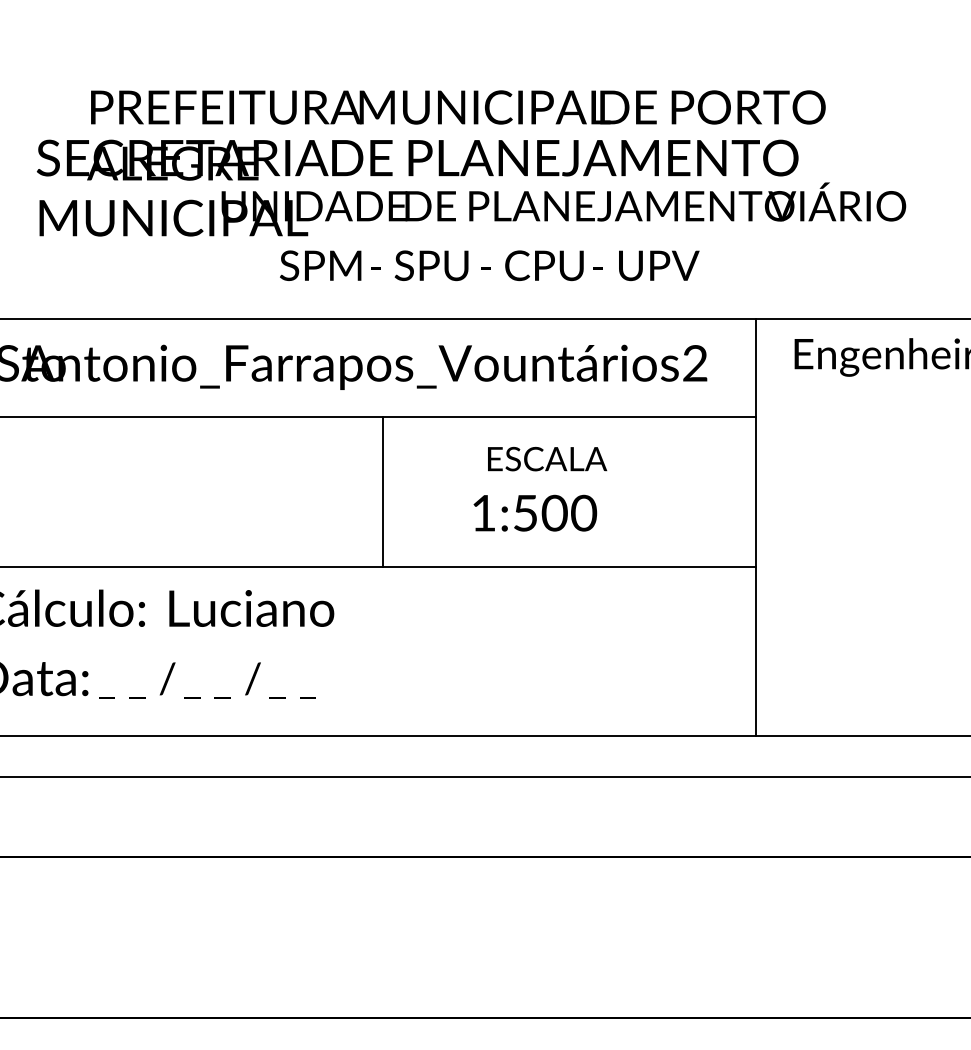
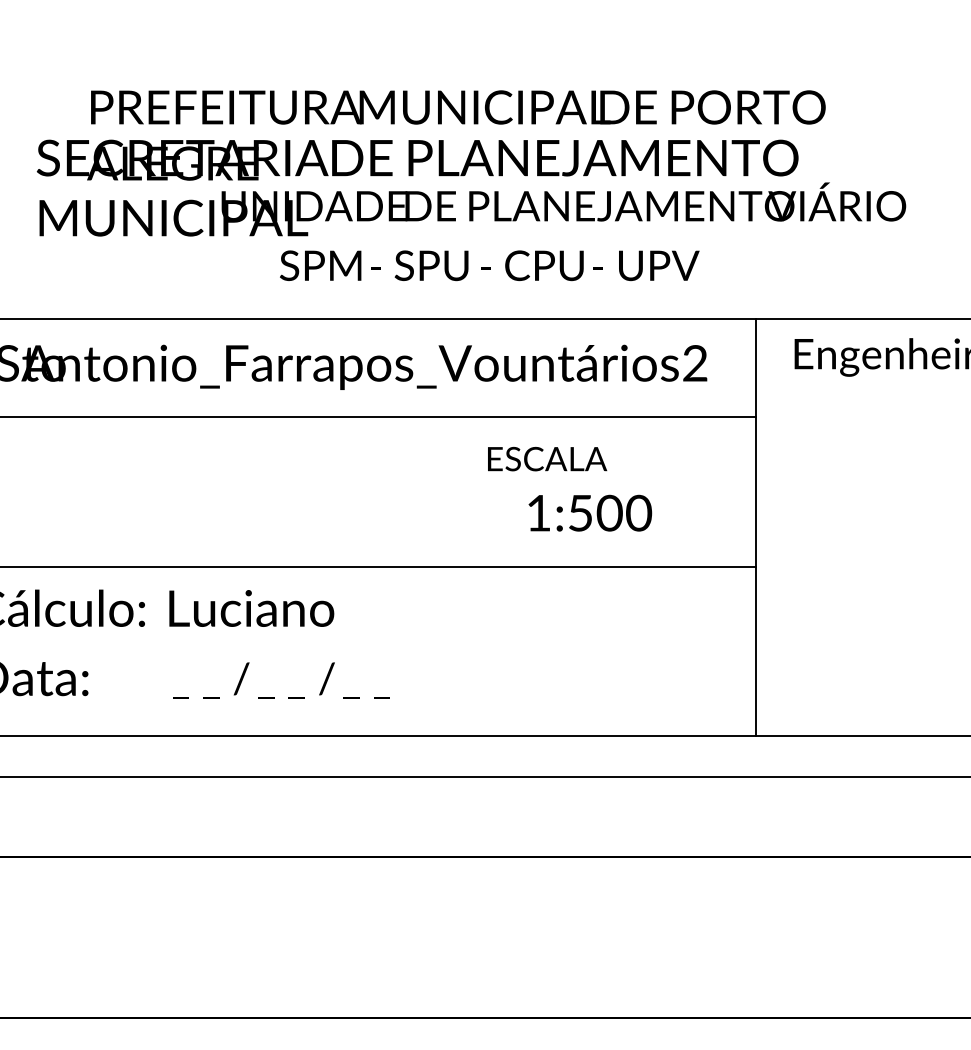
line: present -> none (382, 491)
text position: (535, 512) -> (590, 512) (590, 512)
text position: (207, 680) -> (281, 680) (281, 680)
